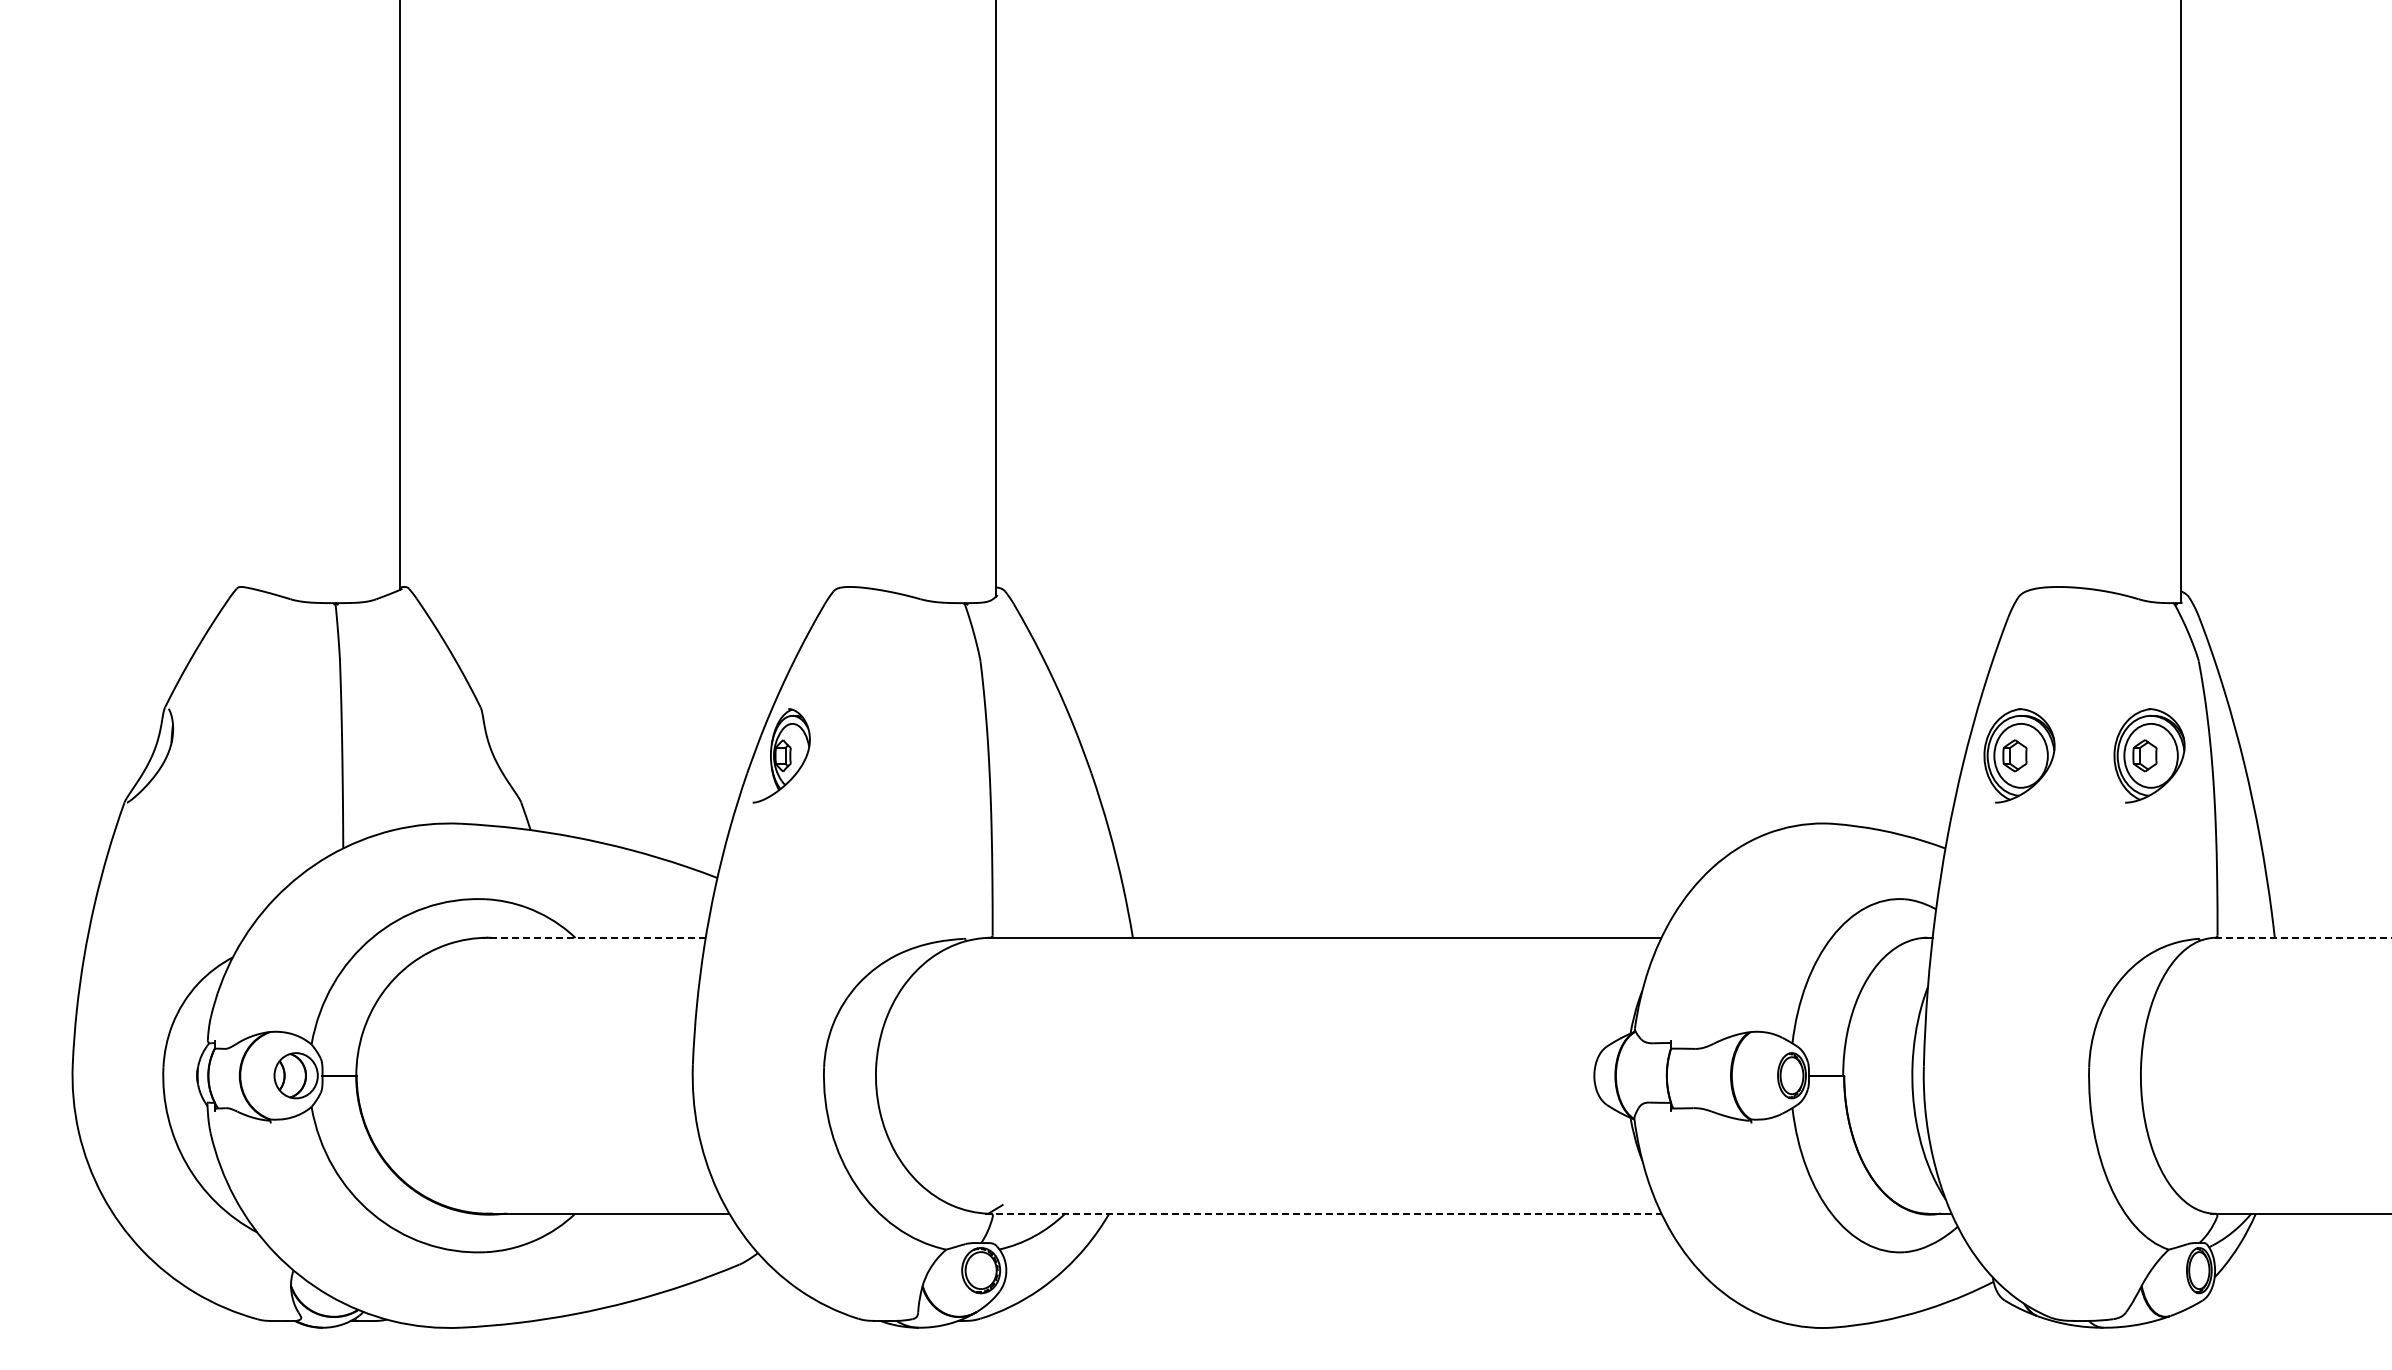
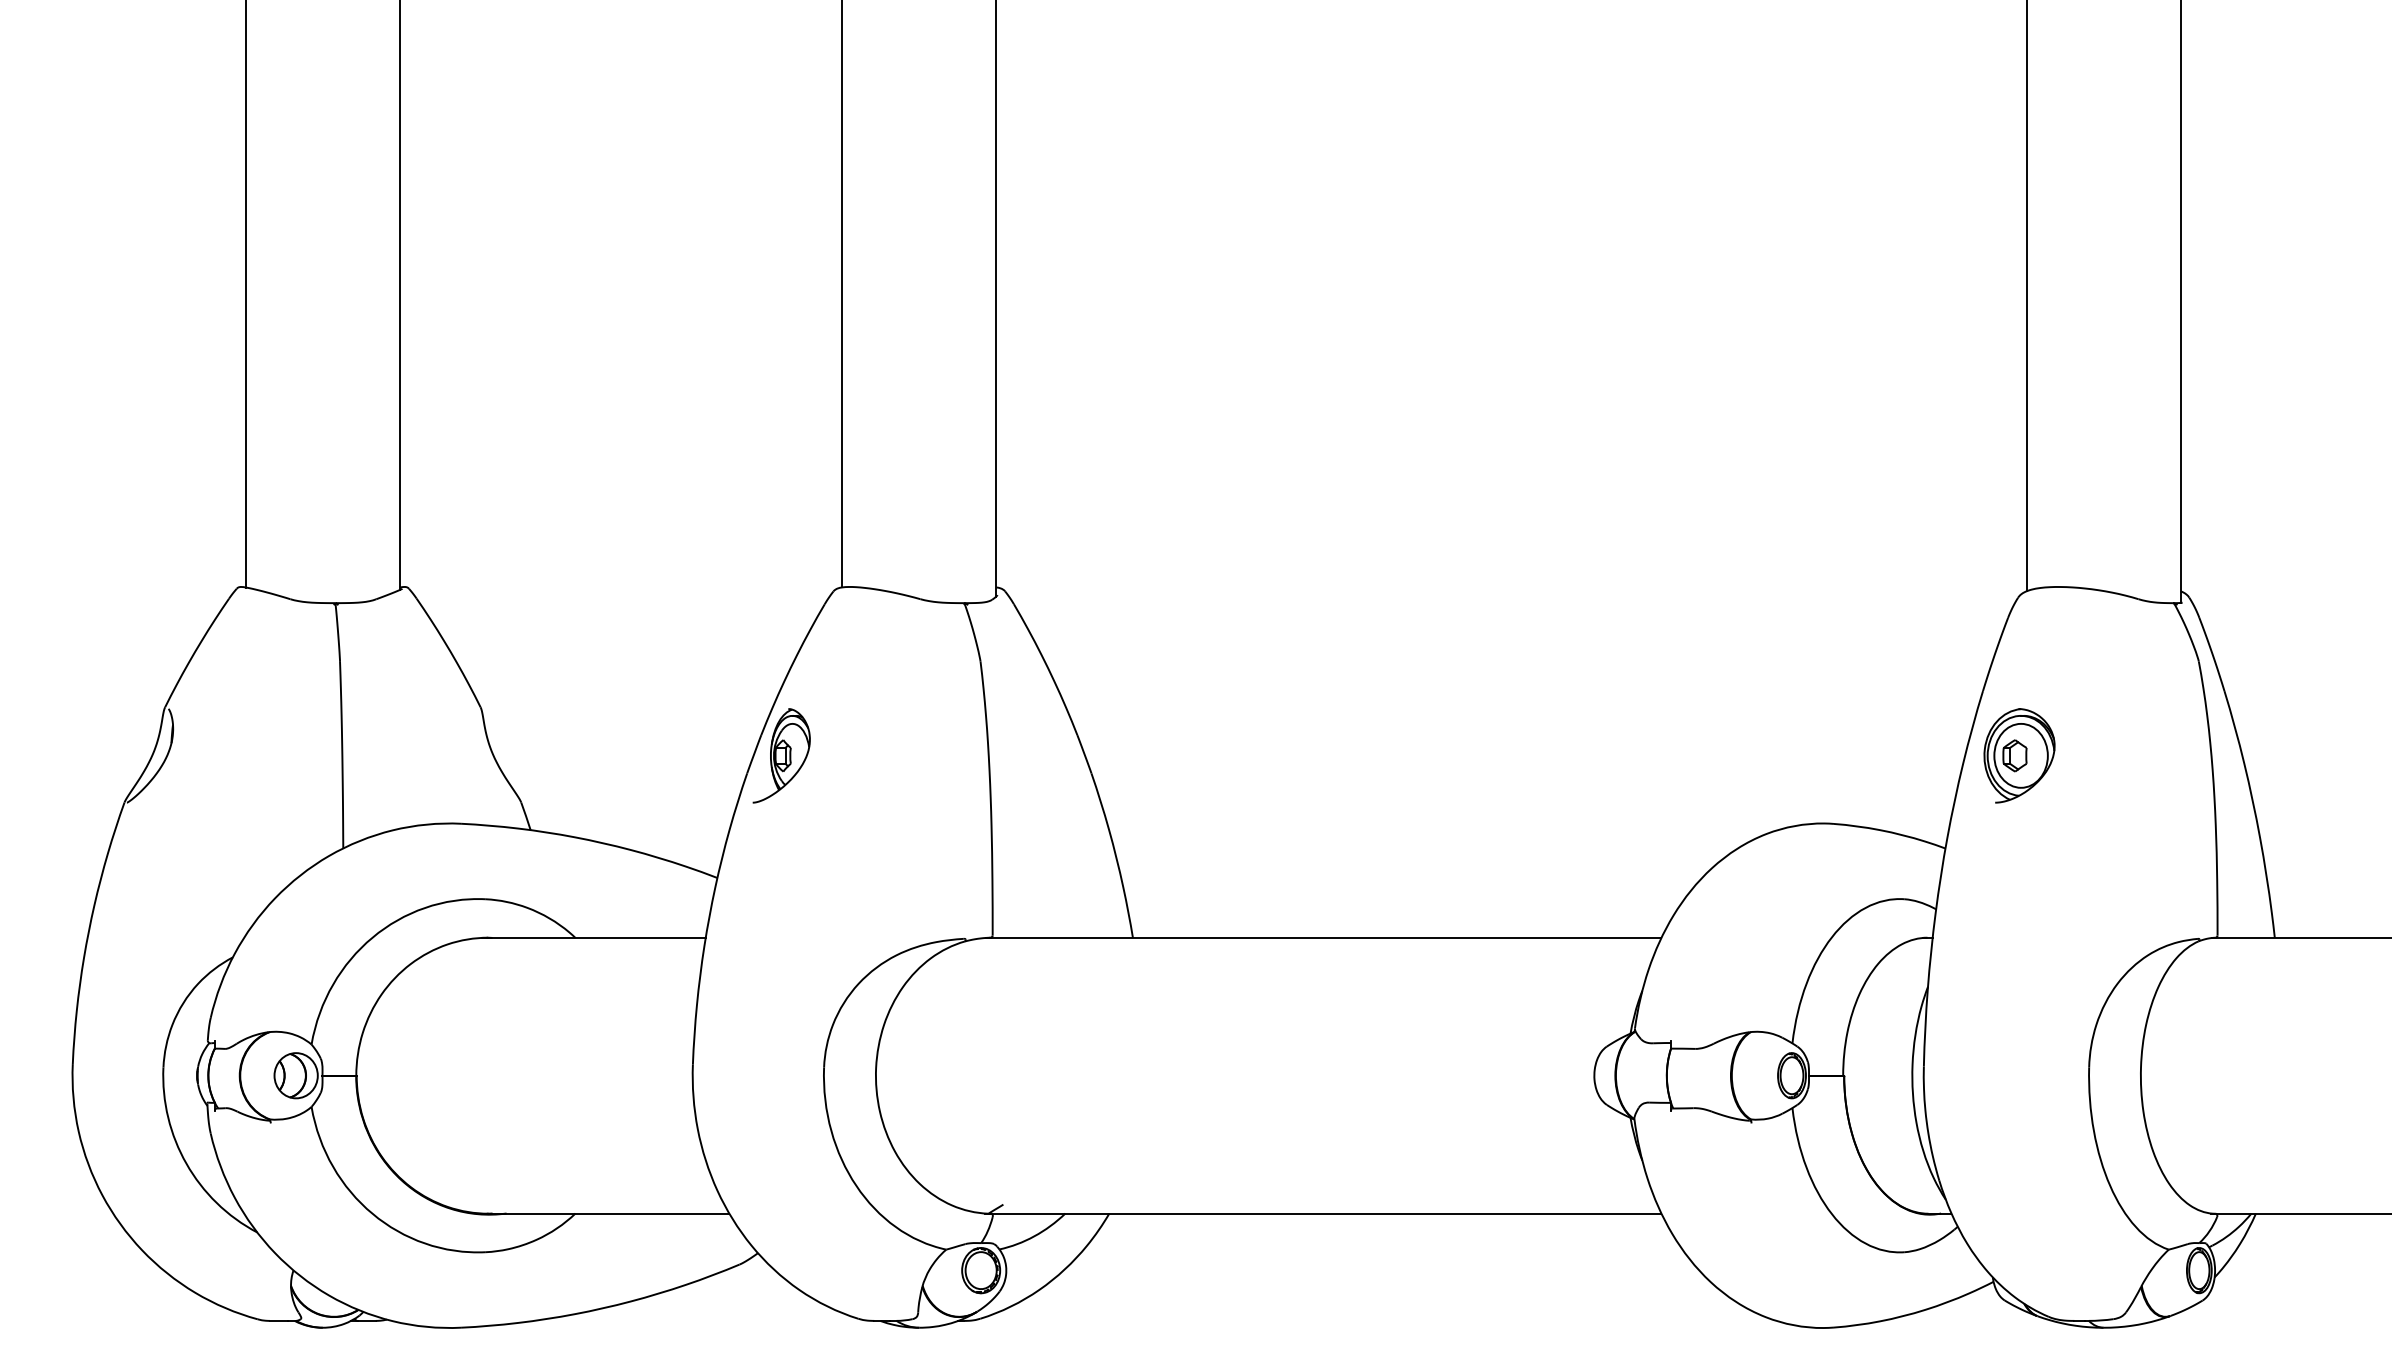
line: none -> present (245, 294)
line: none -> present (842, 294)
line: none -> present (2026, 296)
part: present -> none (2149, 755)
line: dashed -> solid (594, 937)
line: dashed -> solid (2301, 937)
line: dashed -> solid (1323, 1213)
